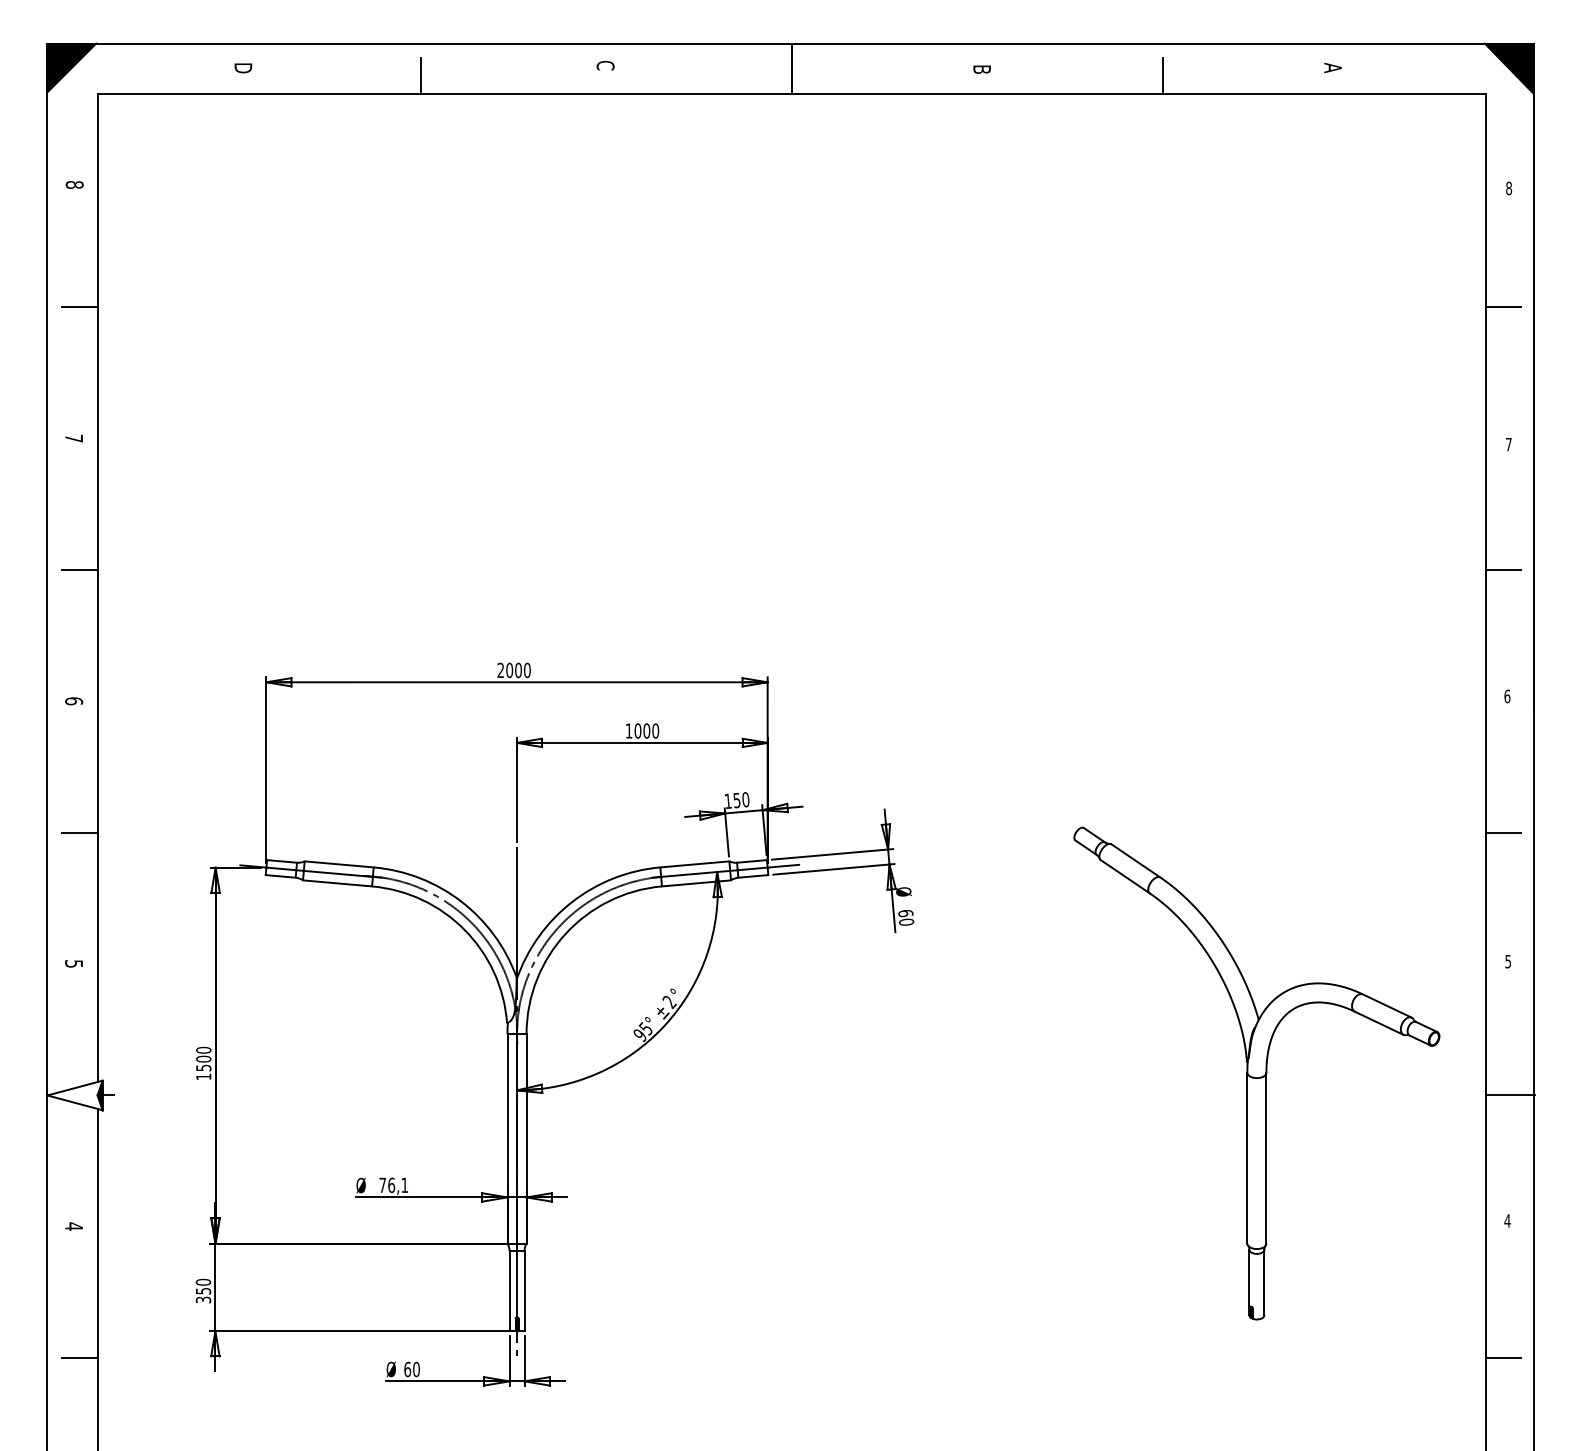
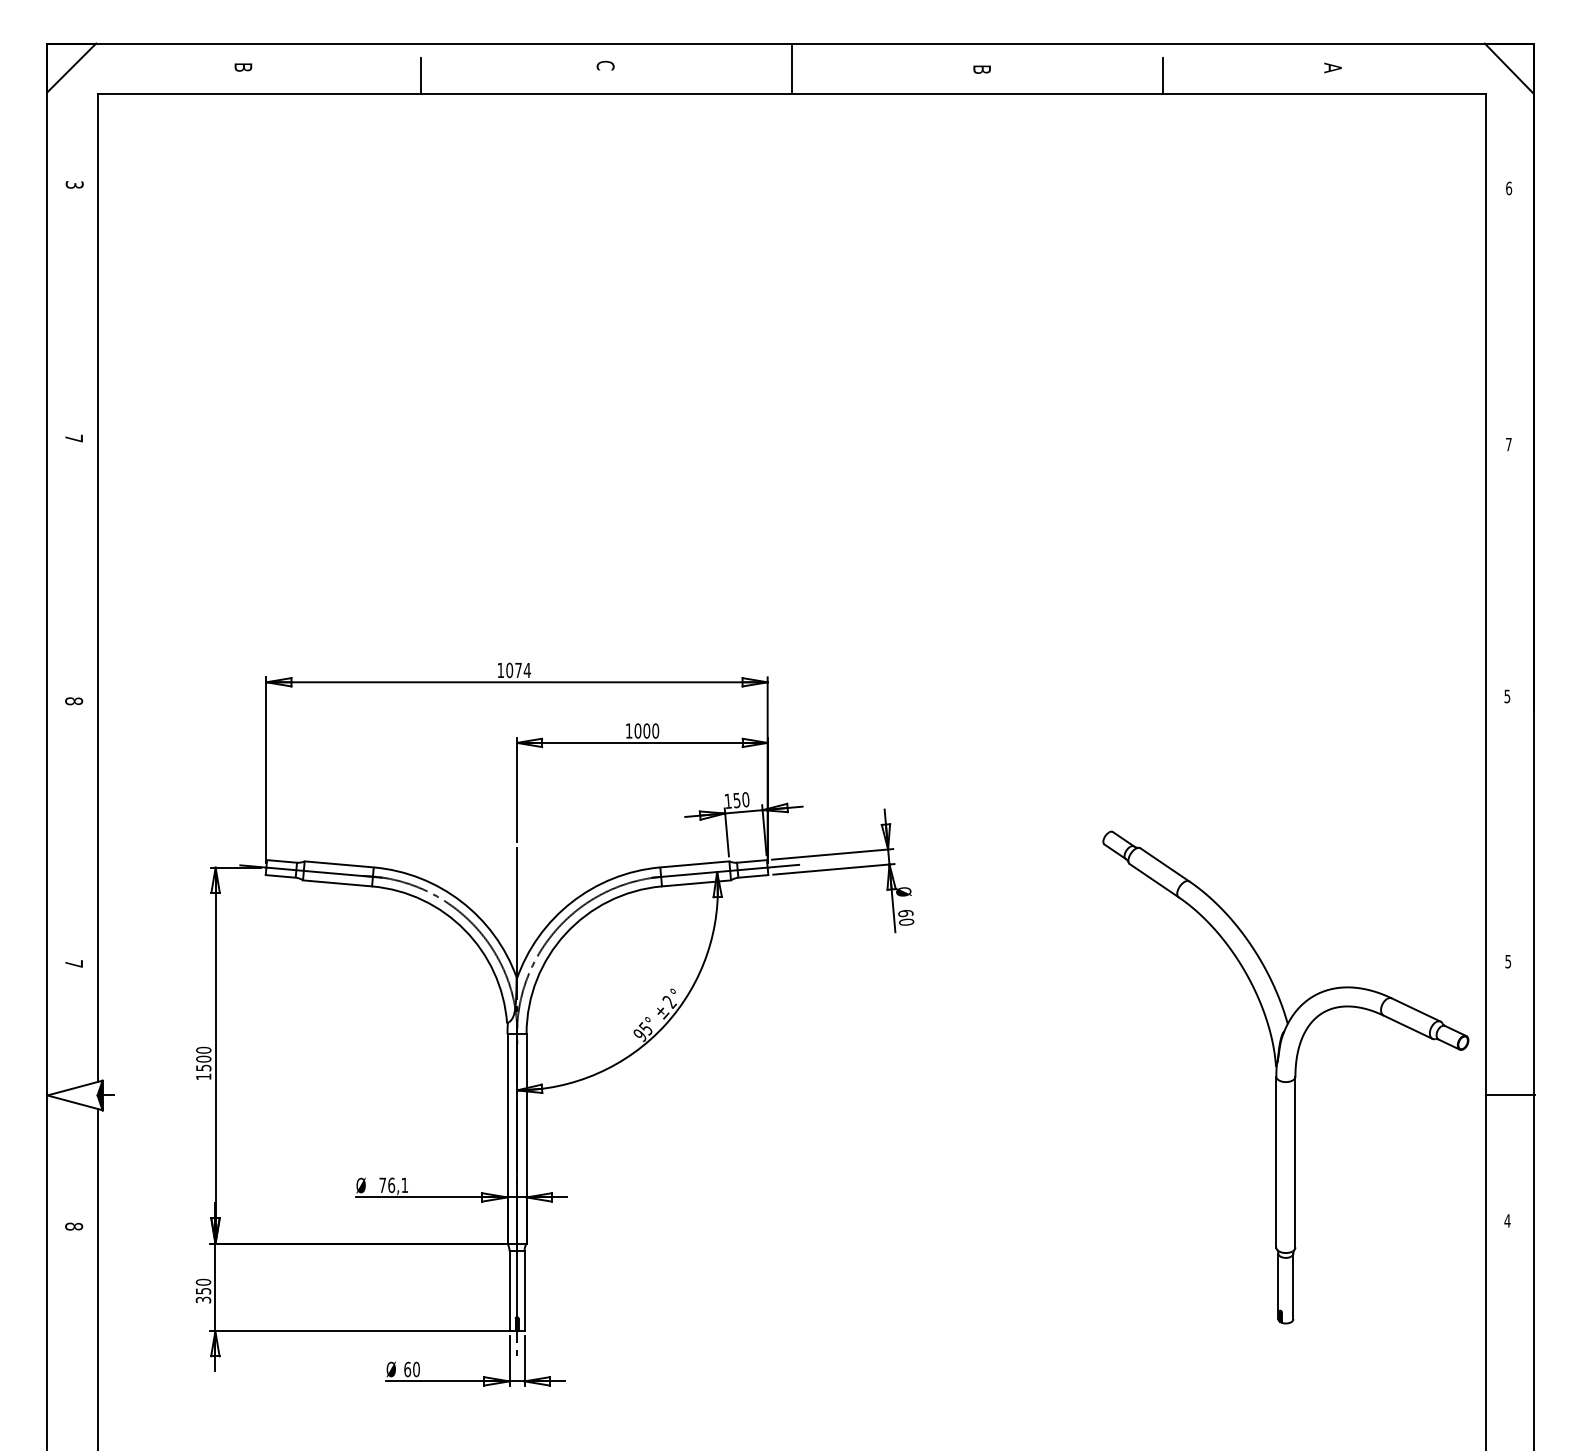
fill: present -> none (71, 67)
fill: present -> none (1508, 68)
text: D -> B (242, 69)
text: 8 -> 3 (74, 184)
text: 8 -> 6 (1509, 187)
line: present -> none (79, 307)
line: present -> none (1503, 307)
line: present -> none (79, 570)
line: present -> none (1503, 570)
text: 2000 -> 1074 (513, 670)
text: 6 -> 5 (1507, 696)
text: 6 -> 8 (74, 701)
line: present -> none (79, 832)
line: present -> none (1503, 832)
text: 5 -> 7 (73, 963)
part position: (1256, 1073) -> (1285, 1077) (1285, 1077)
text: 4 -> 8 (74, 1226)
line: present -> none (79, 1358)
line: present -> none (1503, 1358)
